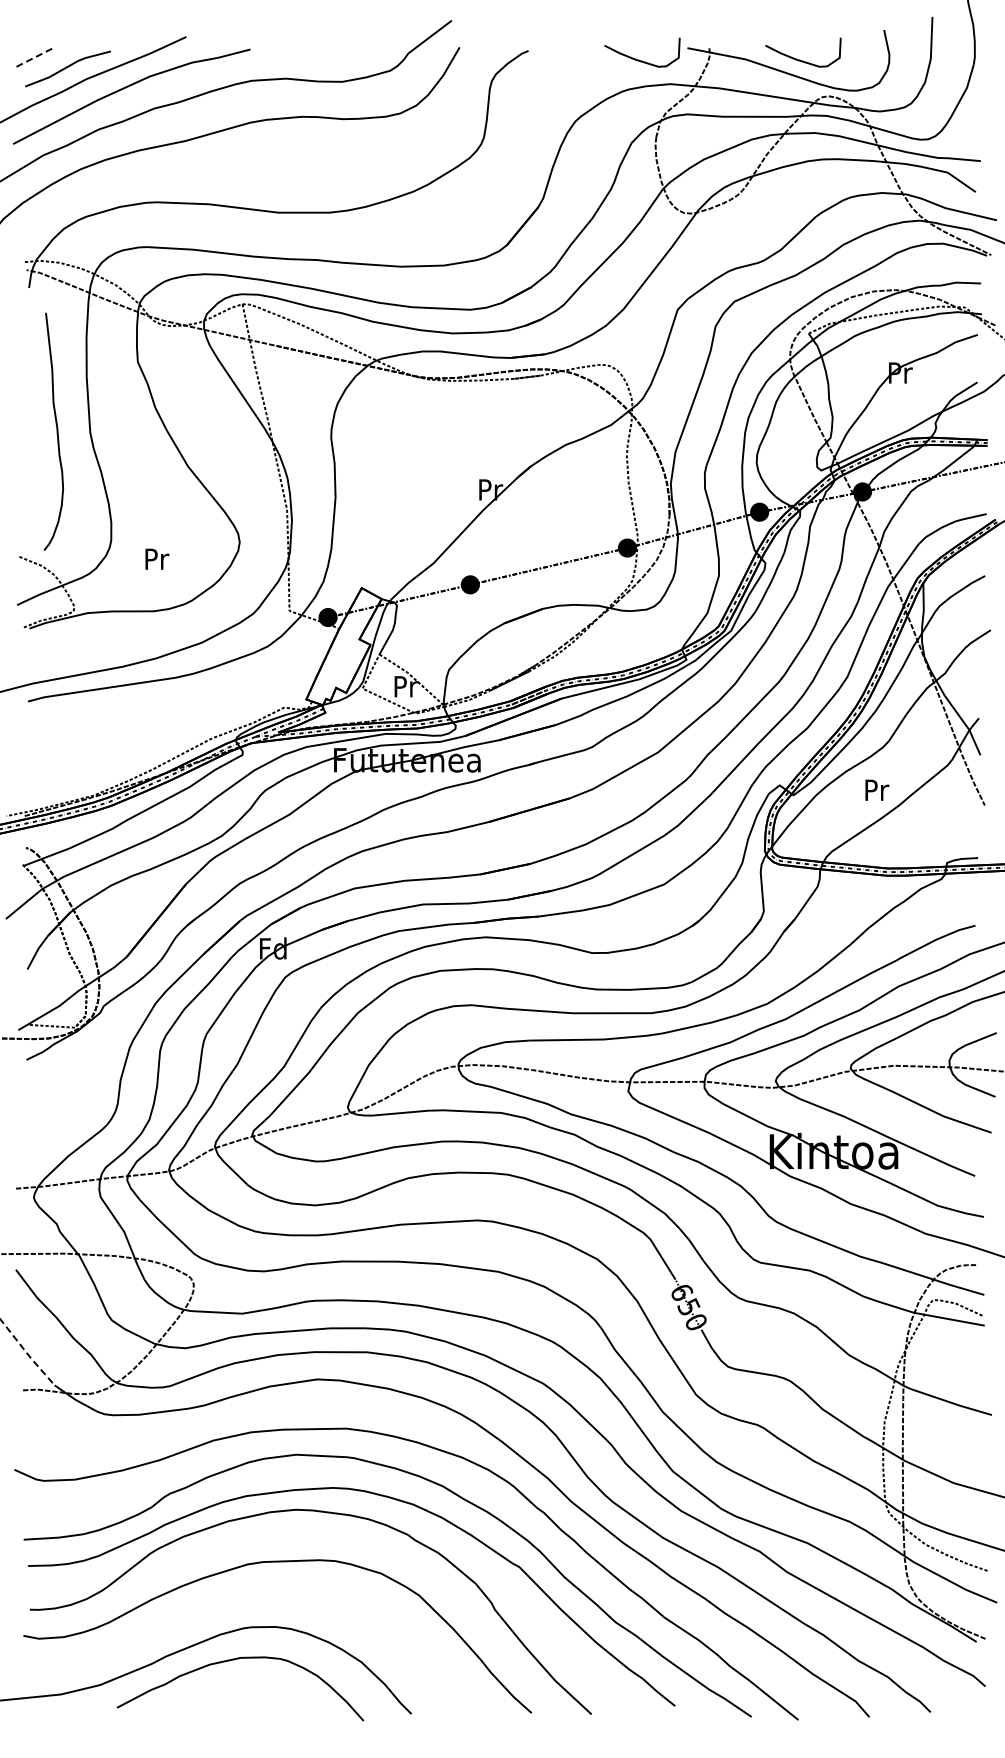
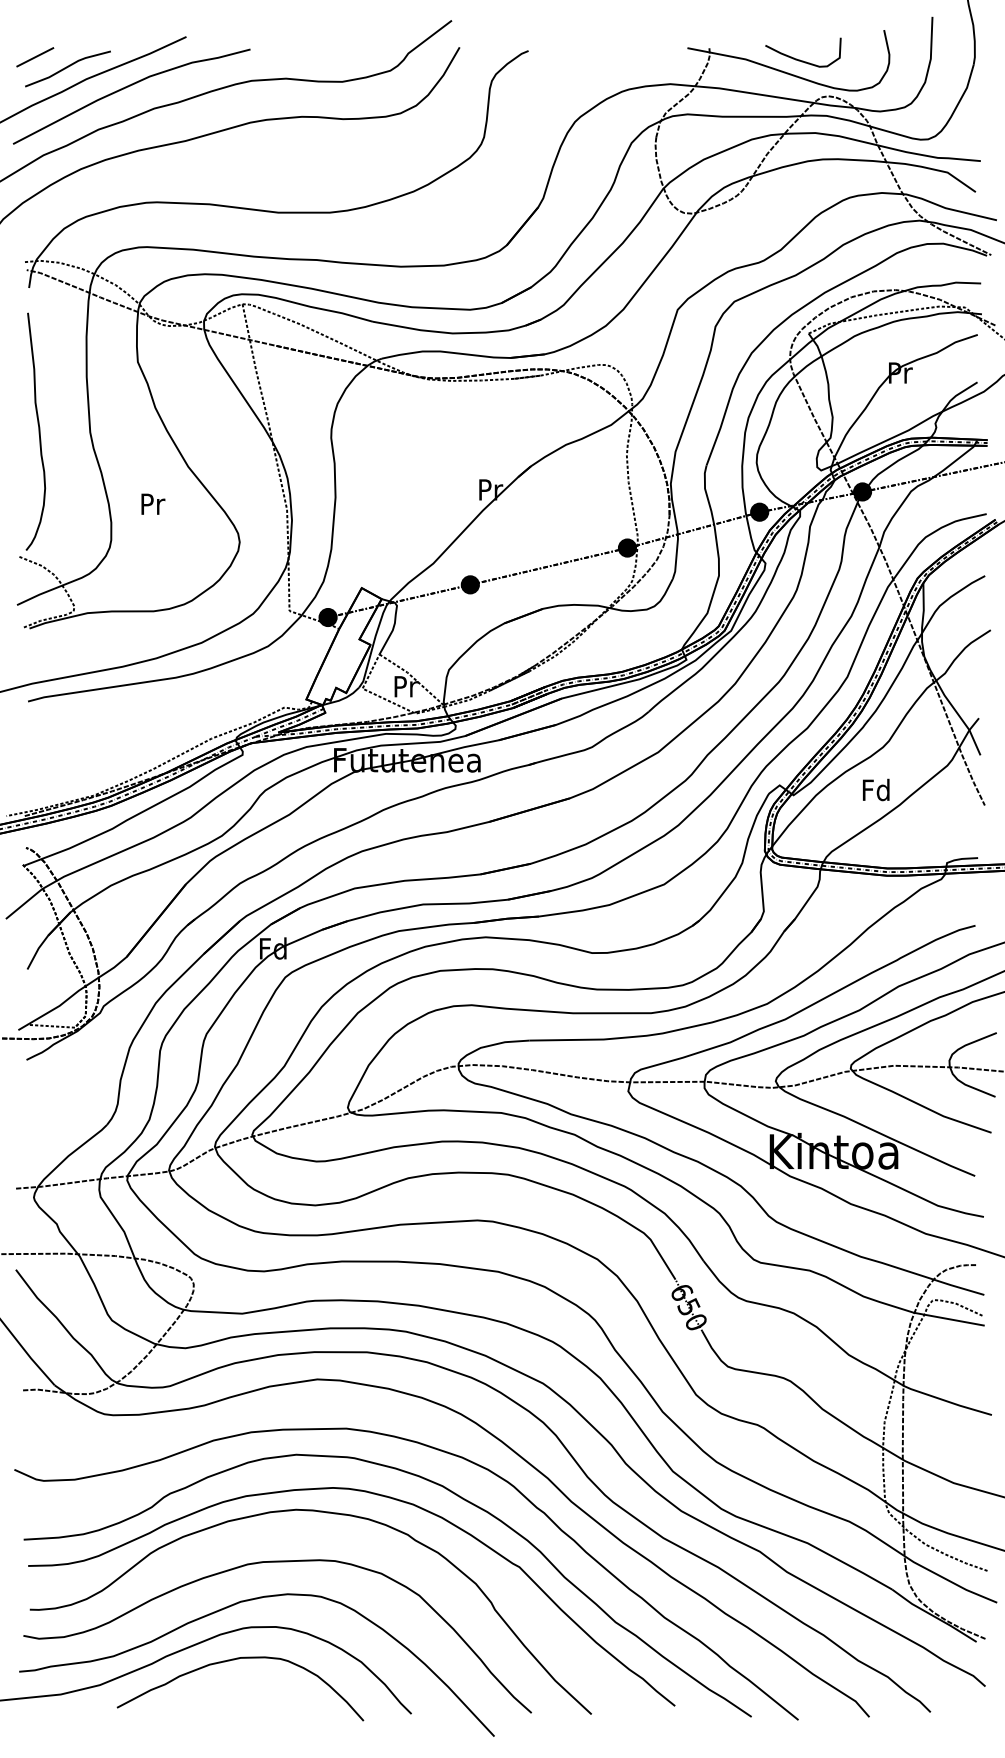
line: dashed -> solid (35, 57)
curve: present -> none (639, 59)
curve position: (56, 431) -> (38, 431) (38, 431)
text position: (157, 558) -> (153, 503) (153, 503)
text: Pr -> Fd (875, 789)
line: dashed -> solid (26, 1353)
curve: none -> present (232, 1606)
